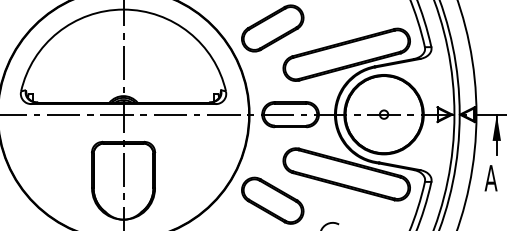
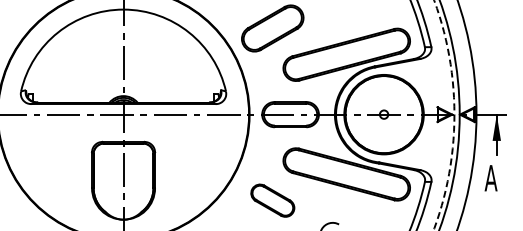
circle: solid -> dashed (443, 115)
part size: 64x49 px -> 46x35 px (272, 200)
